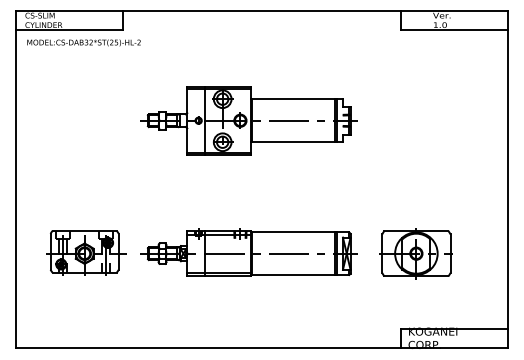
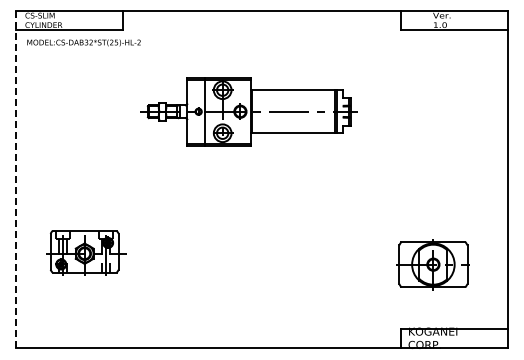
part position: (248, 120) -> (248, 111) (248, 111)
line: solid -> dashed (15, 179)
part: present -> none (248, 252)
part position: (415, 253) -> (432, 264) (432, 264)
